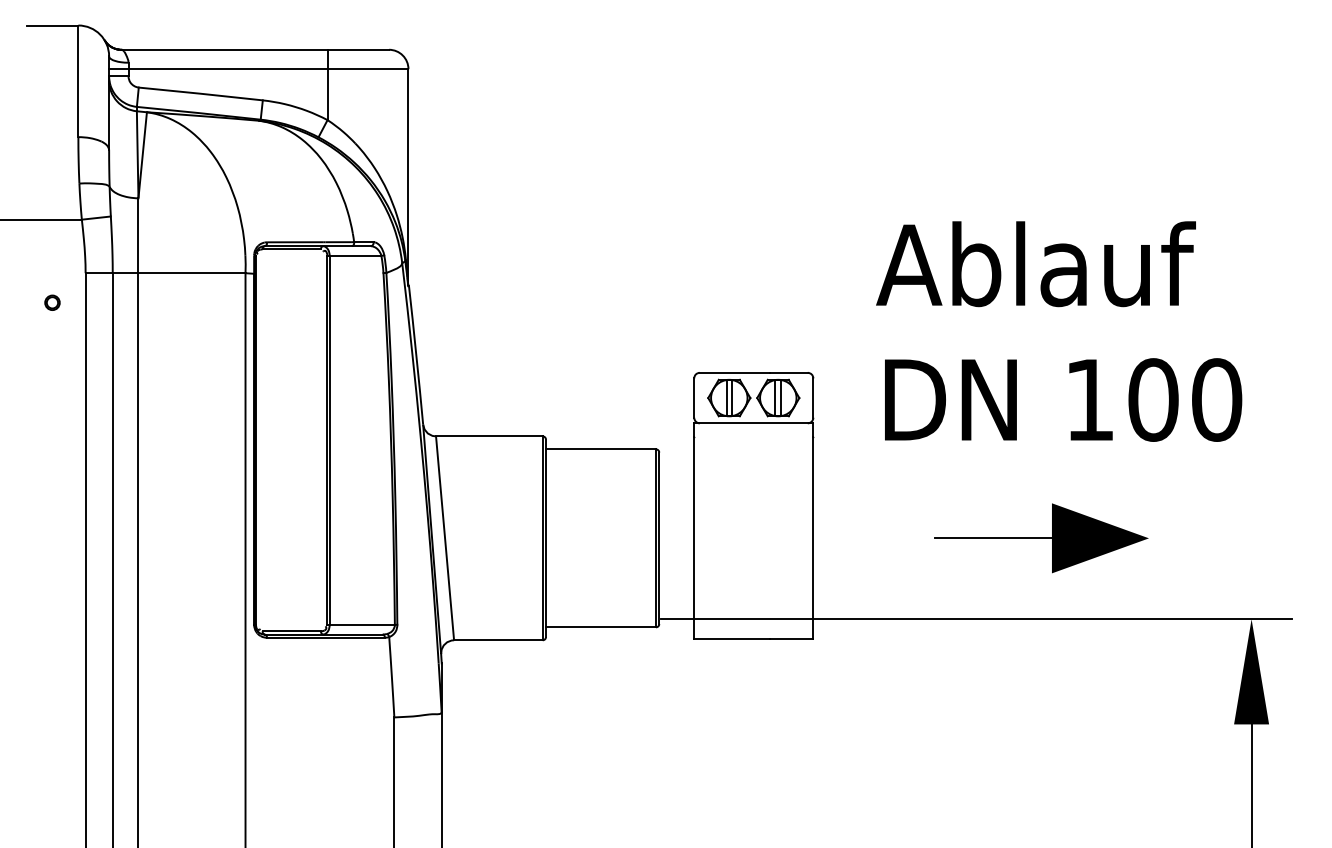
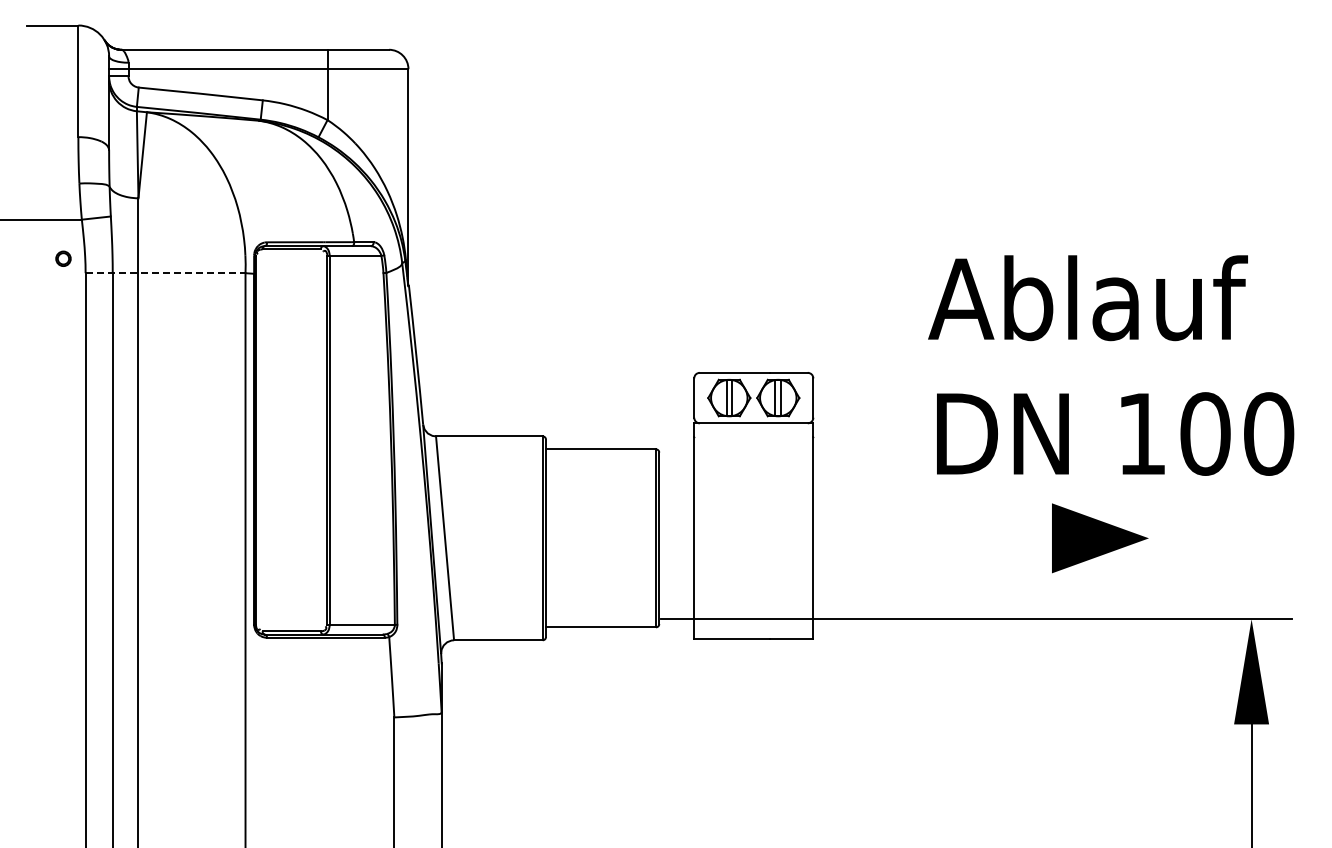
line: solid -> dashed (165, 273)
part position: (52, 302) -> (63, 258) (63, 258)
text position: (1059, 331) -> (1111, 365) (1111, 365)
line: present -> none (992, 538)
